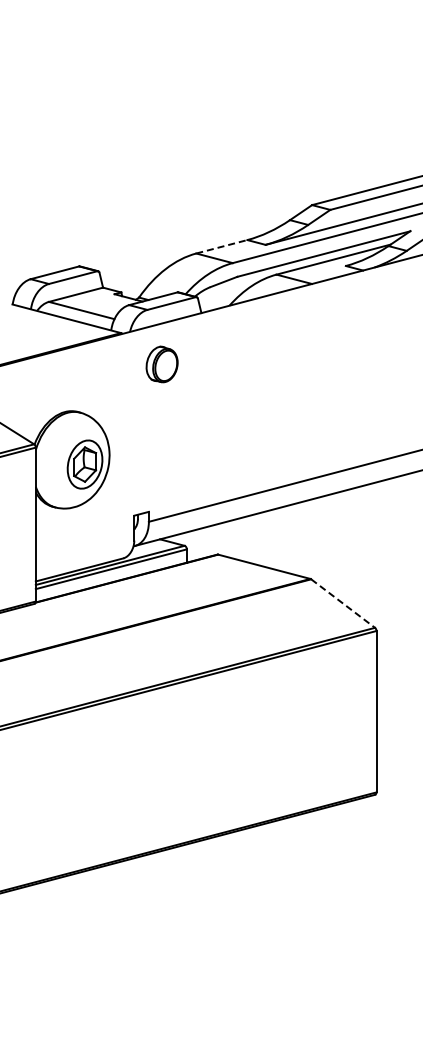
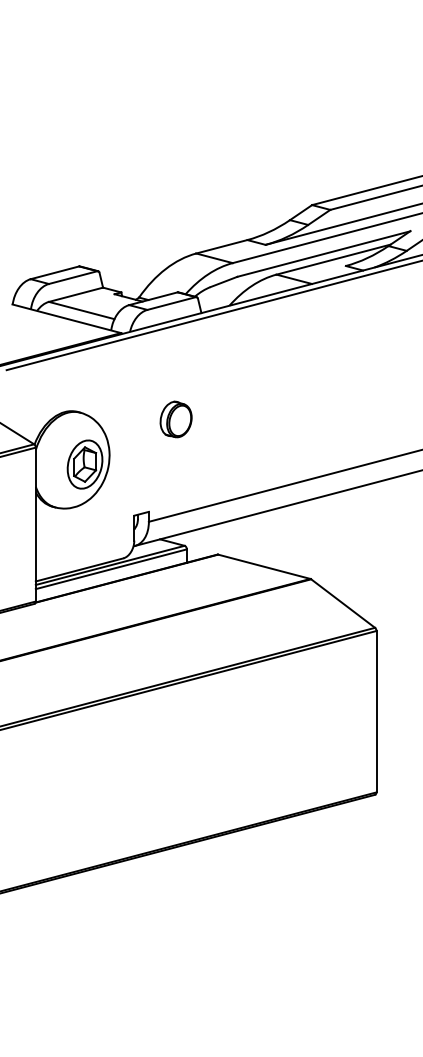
line: dashed -> solid (222, 246)
line: none -> present (212, 315)
part position: (161, 364) -> (175, 419) (175, 419)
line: dashed -> solid (343, 603)
